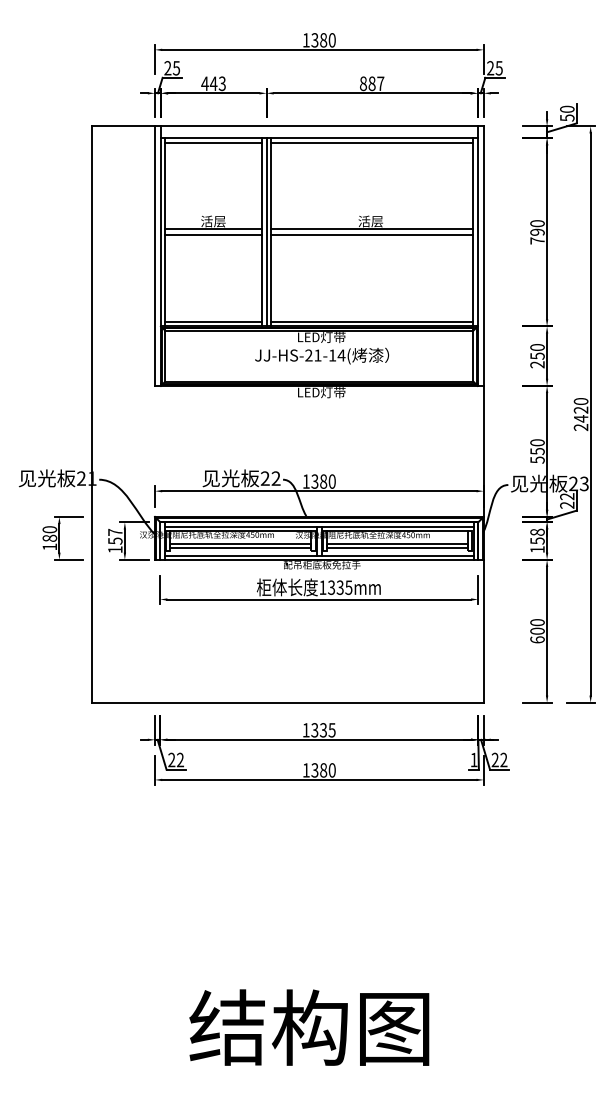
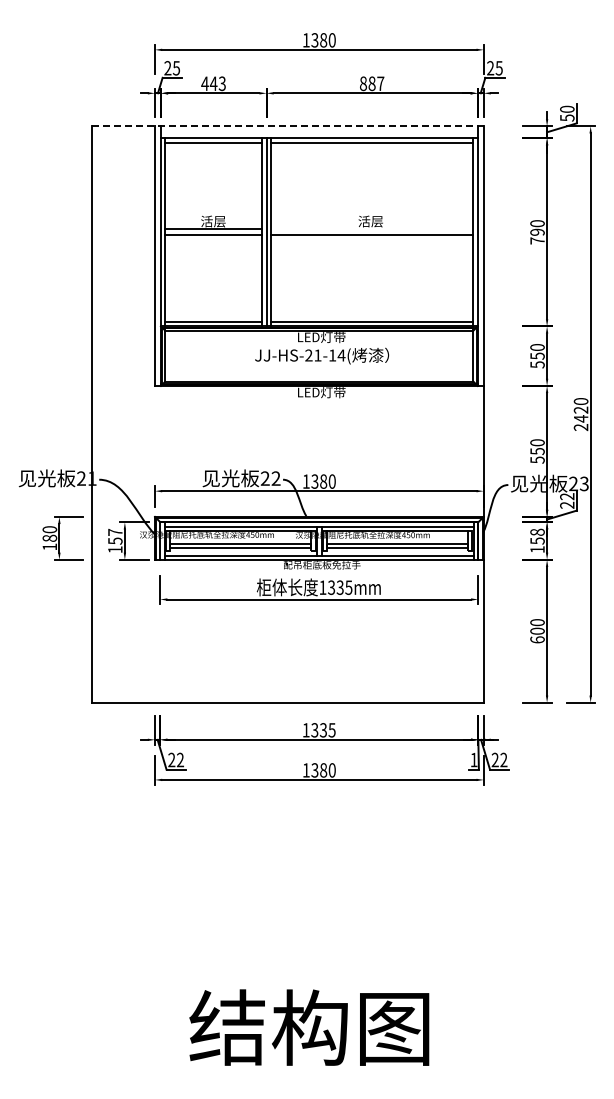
line: solid -> dashed (287, 126)
line: present -> none (371, 229)
text: 250 -> 550 (537, 364)
